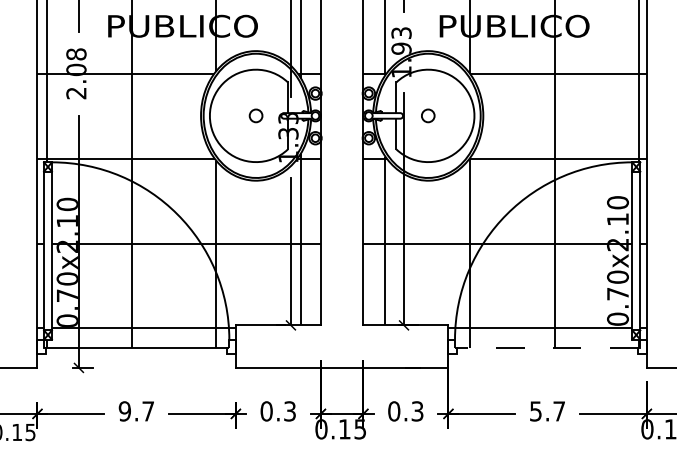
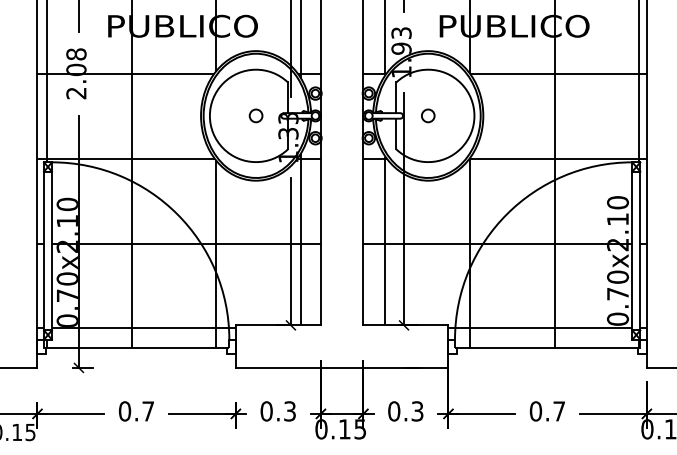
line: dashed -> solid (547, 347)
text: 9.7 -> 0.7 (124, 411)
text: 5.7 -> 0.7 (535, 411)
